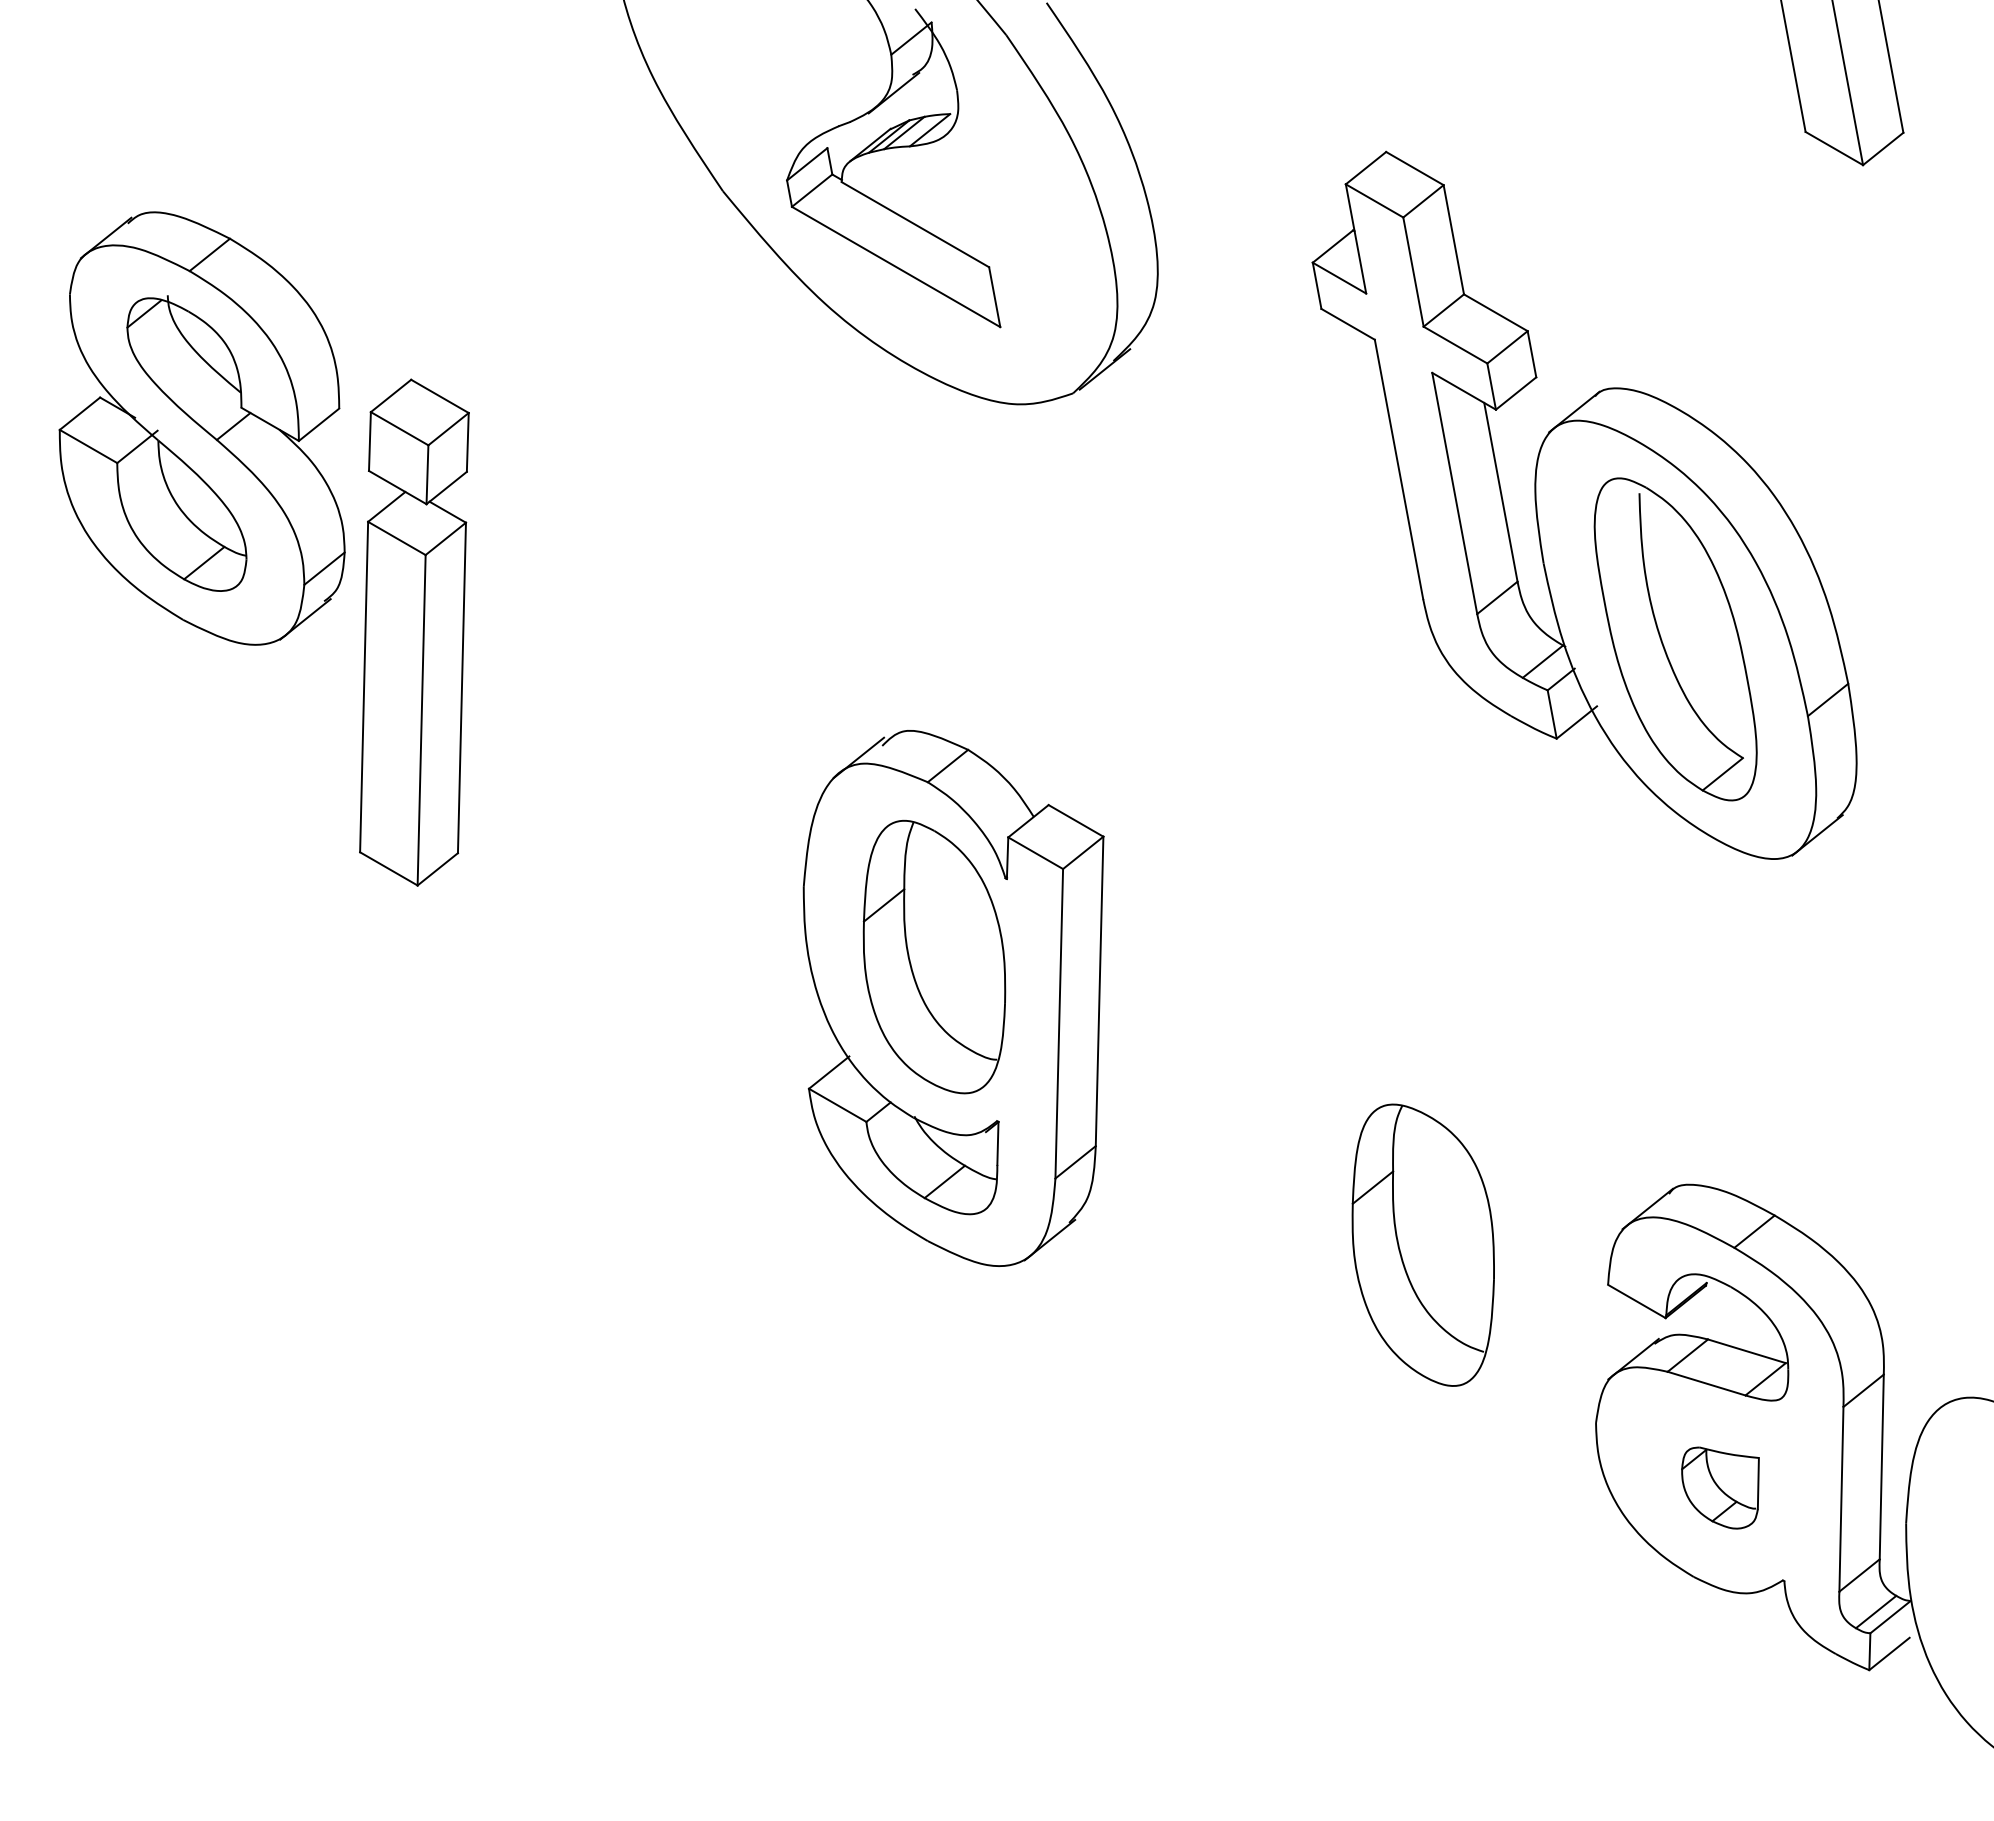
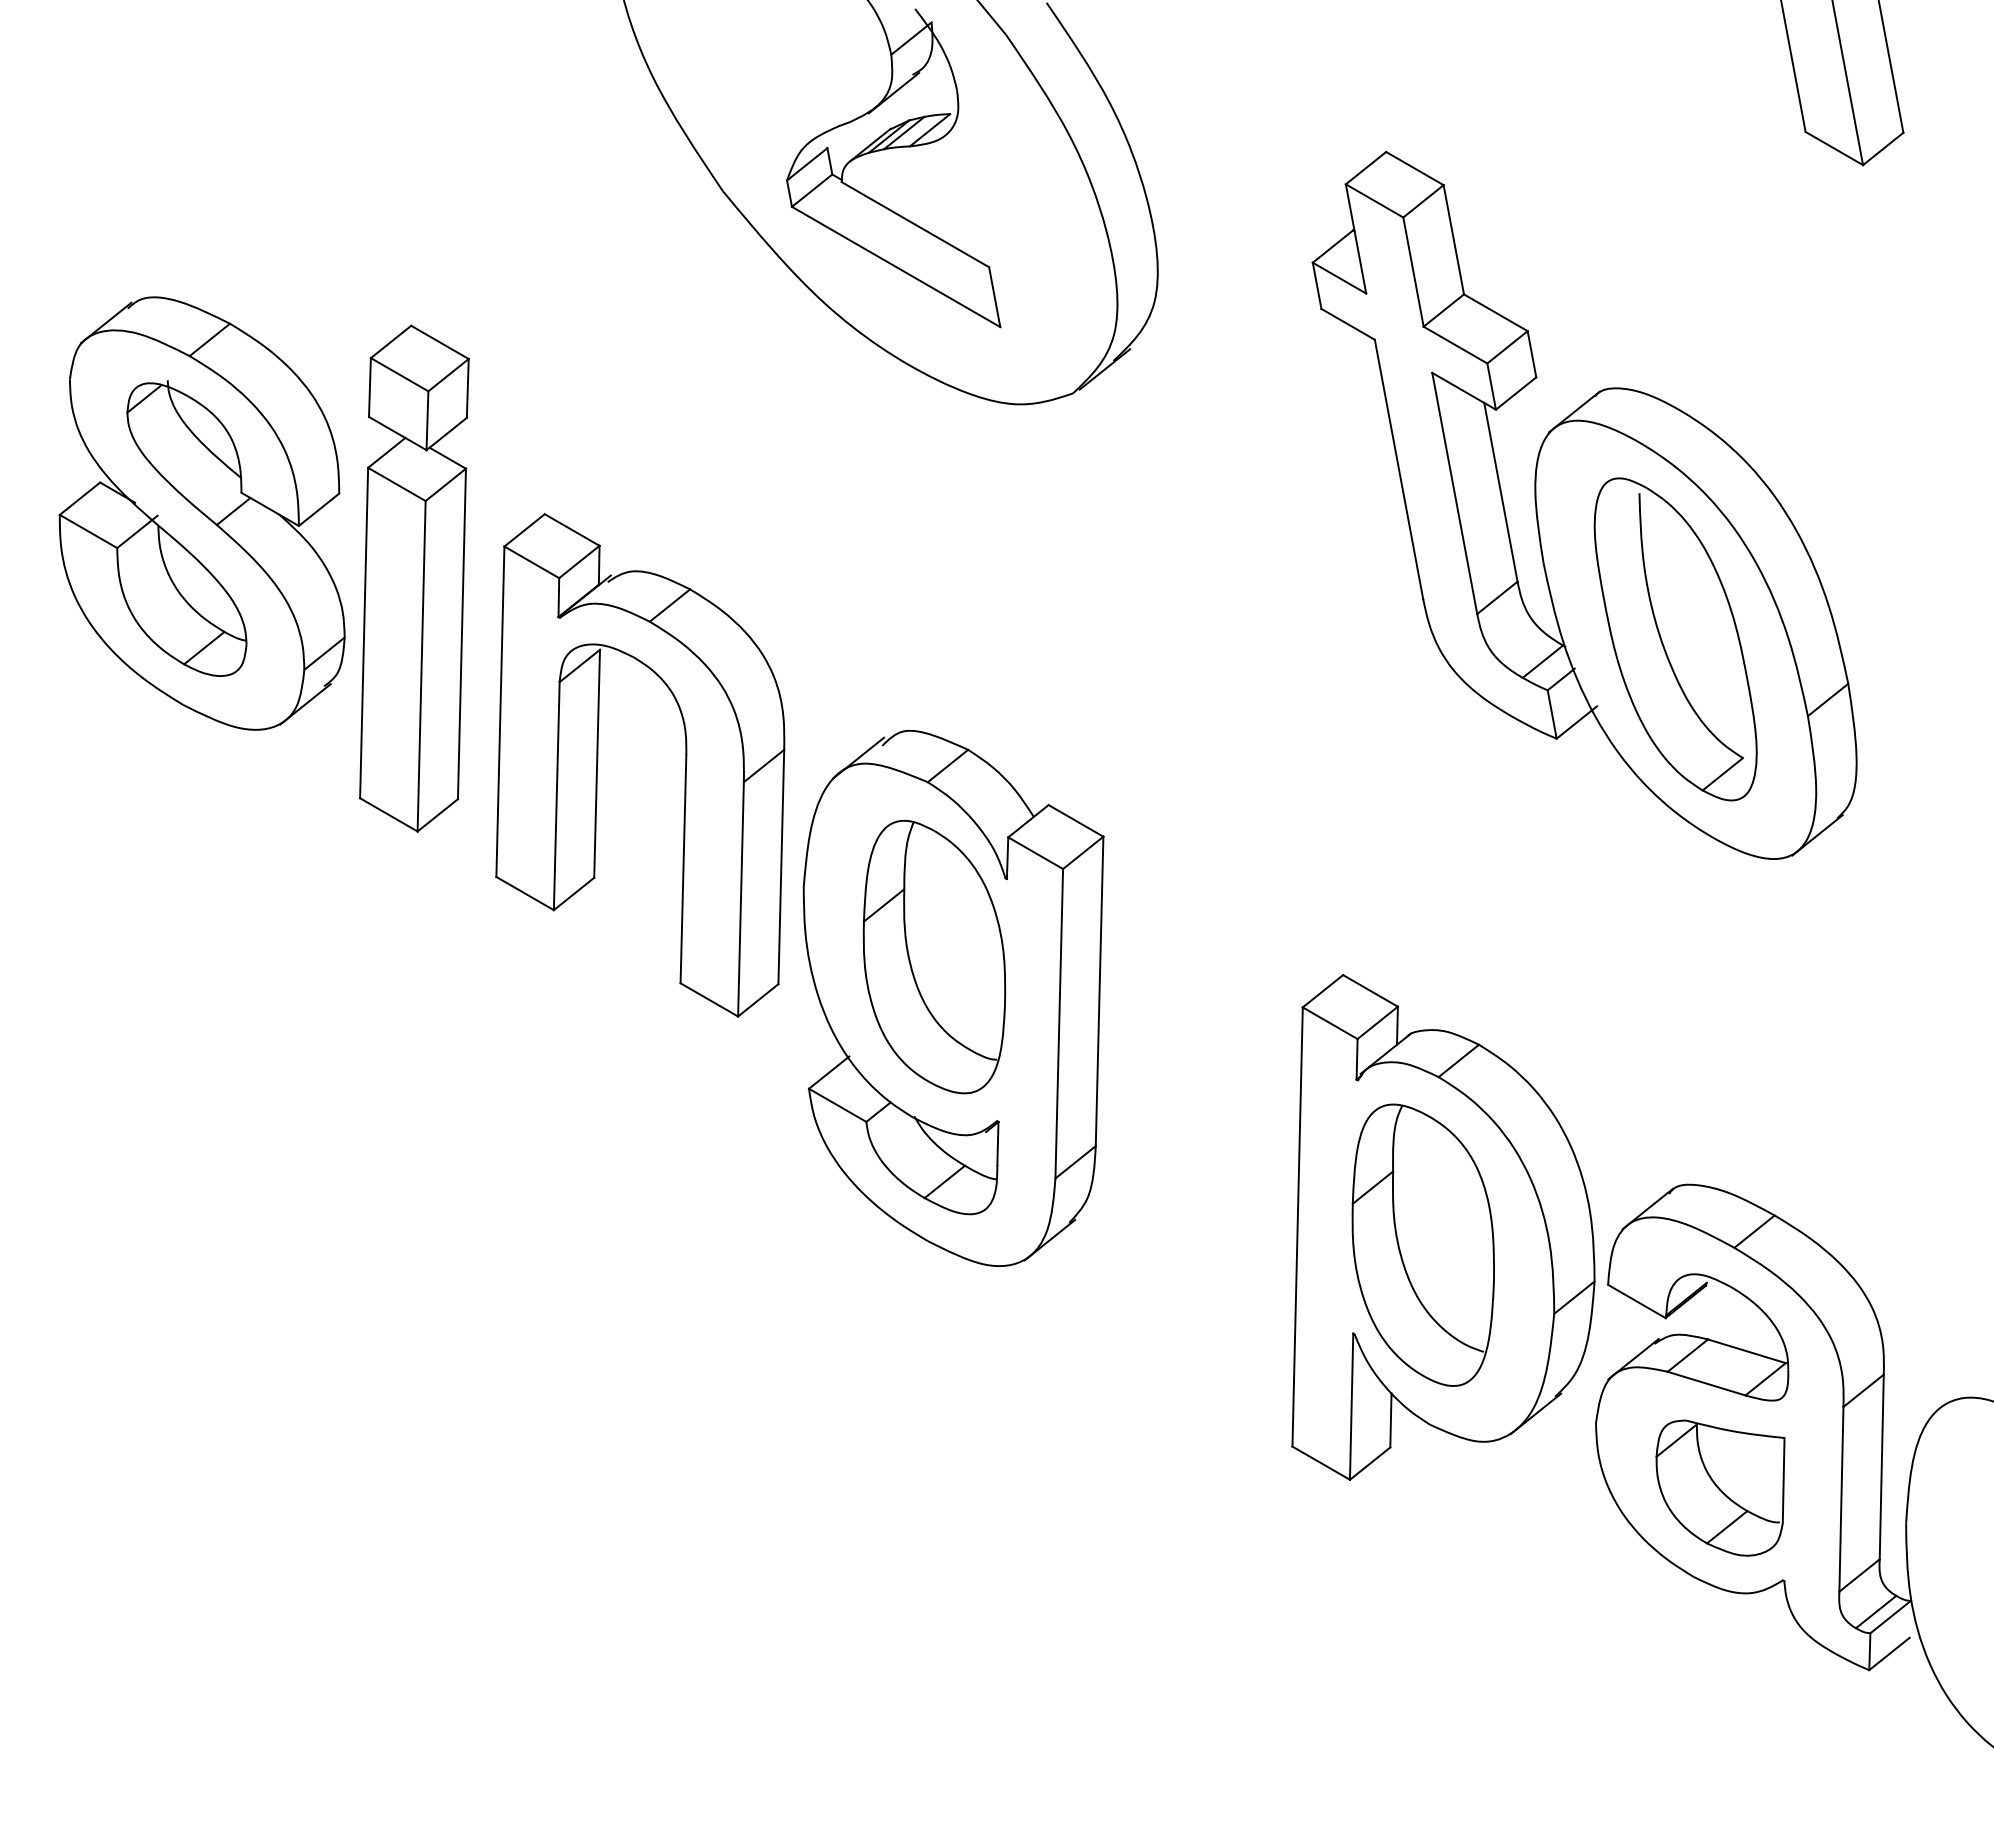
part position: (201, 428) -> (201, 513) (201, 513)
part position: (414, 632) -> (414, 578) (414, 578)
part: none -> present (598, 761)
part: none -> present (1443, 1227)
part size: 79x84 px -> 131x138 px (1720, 1487)
